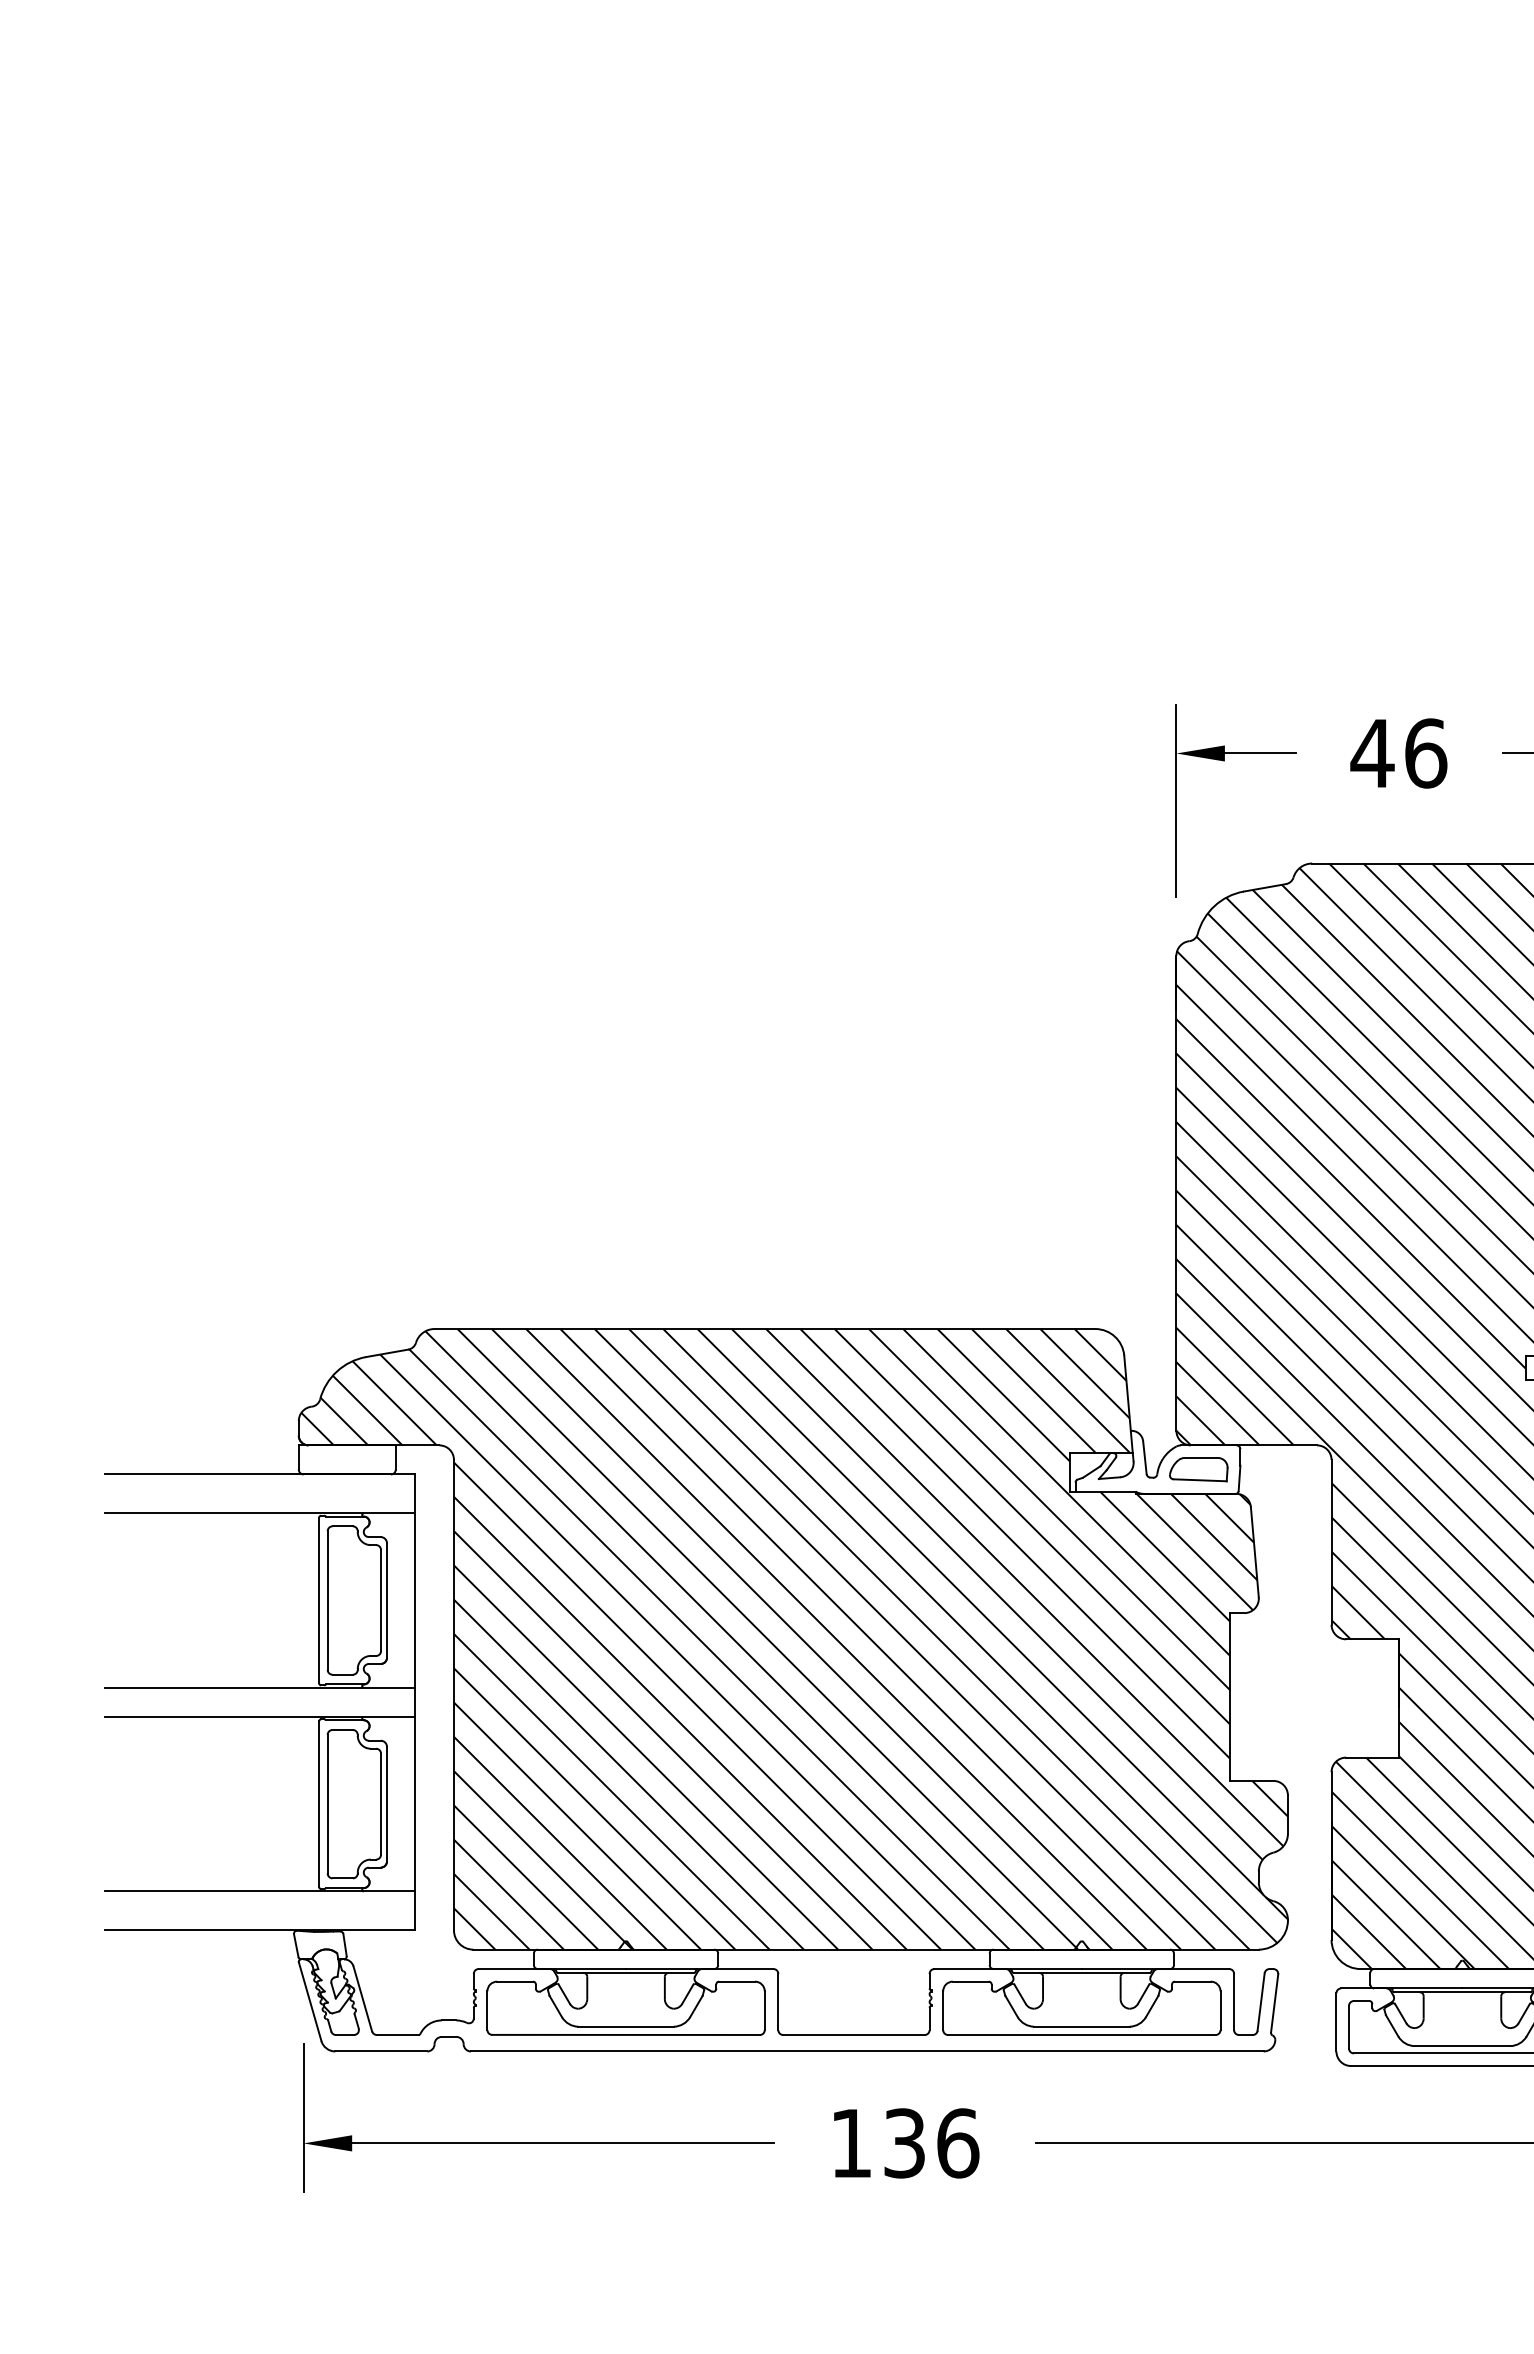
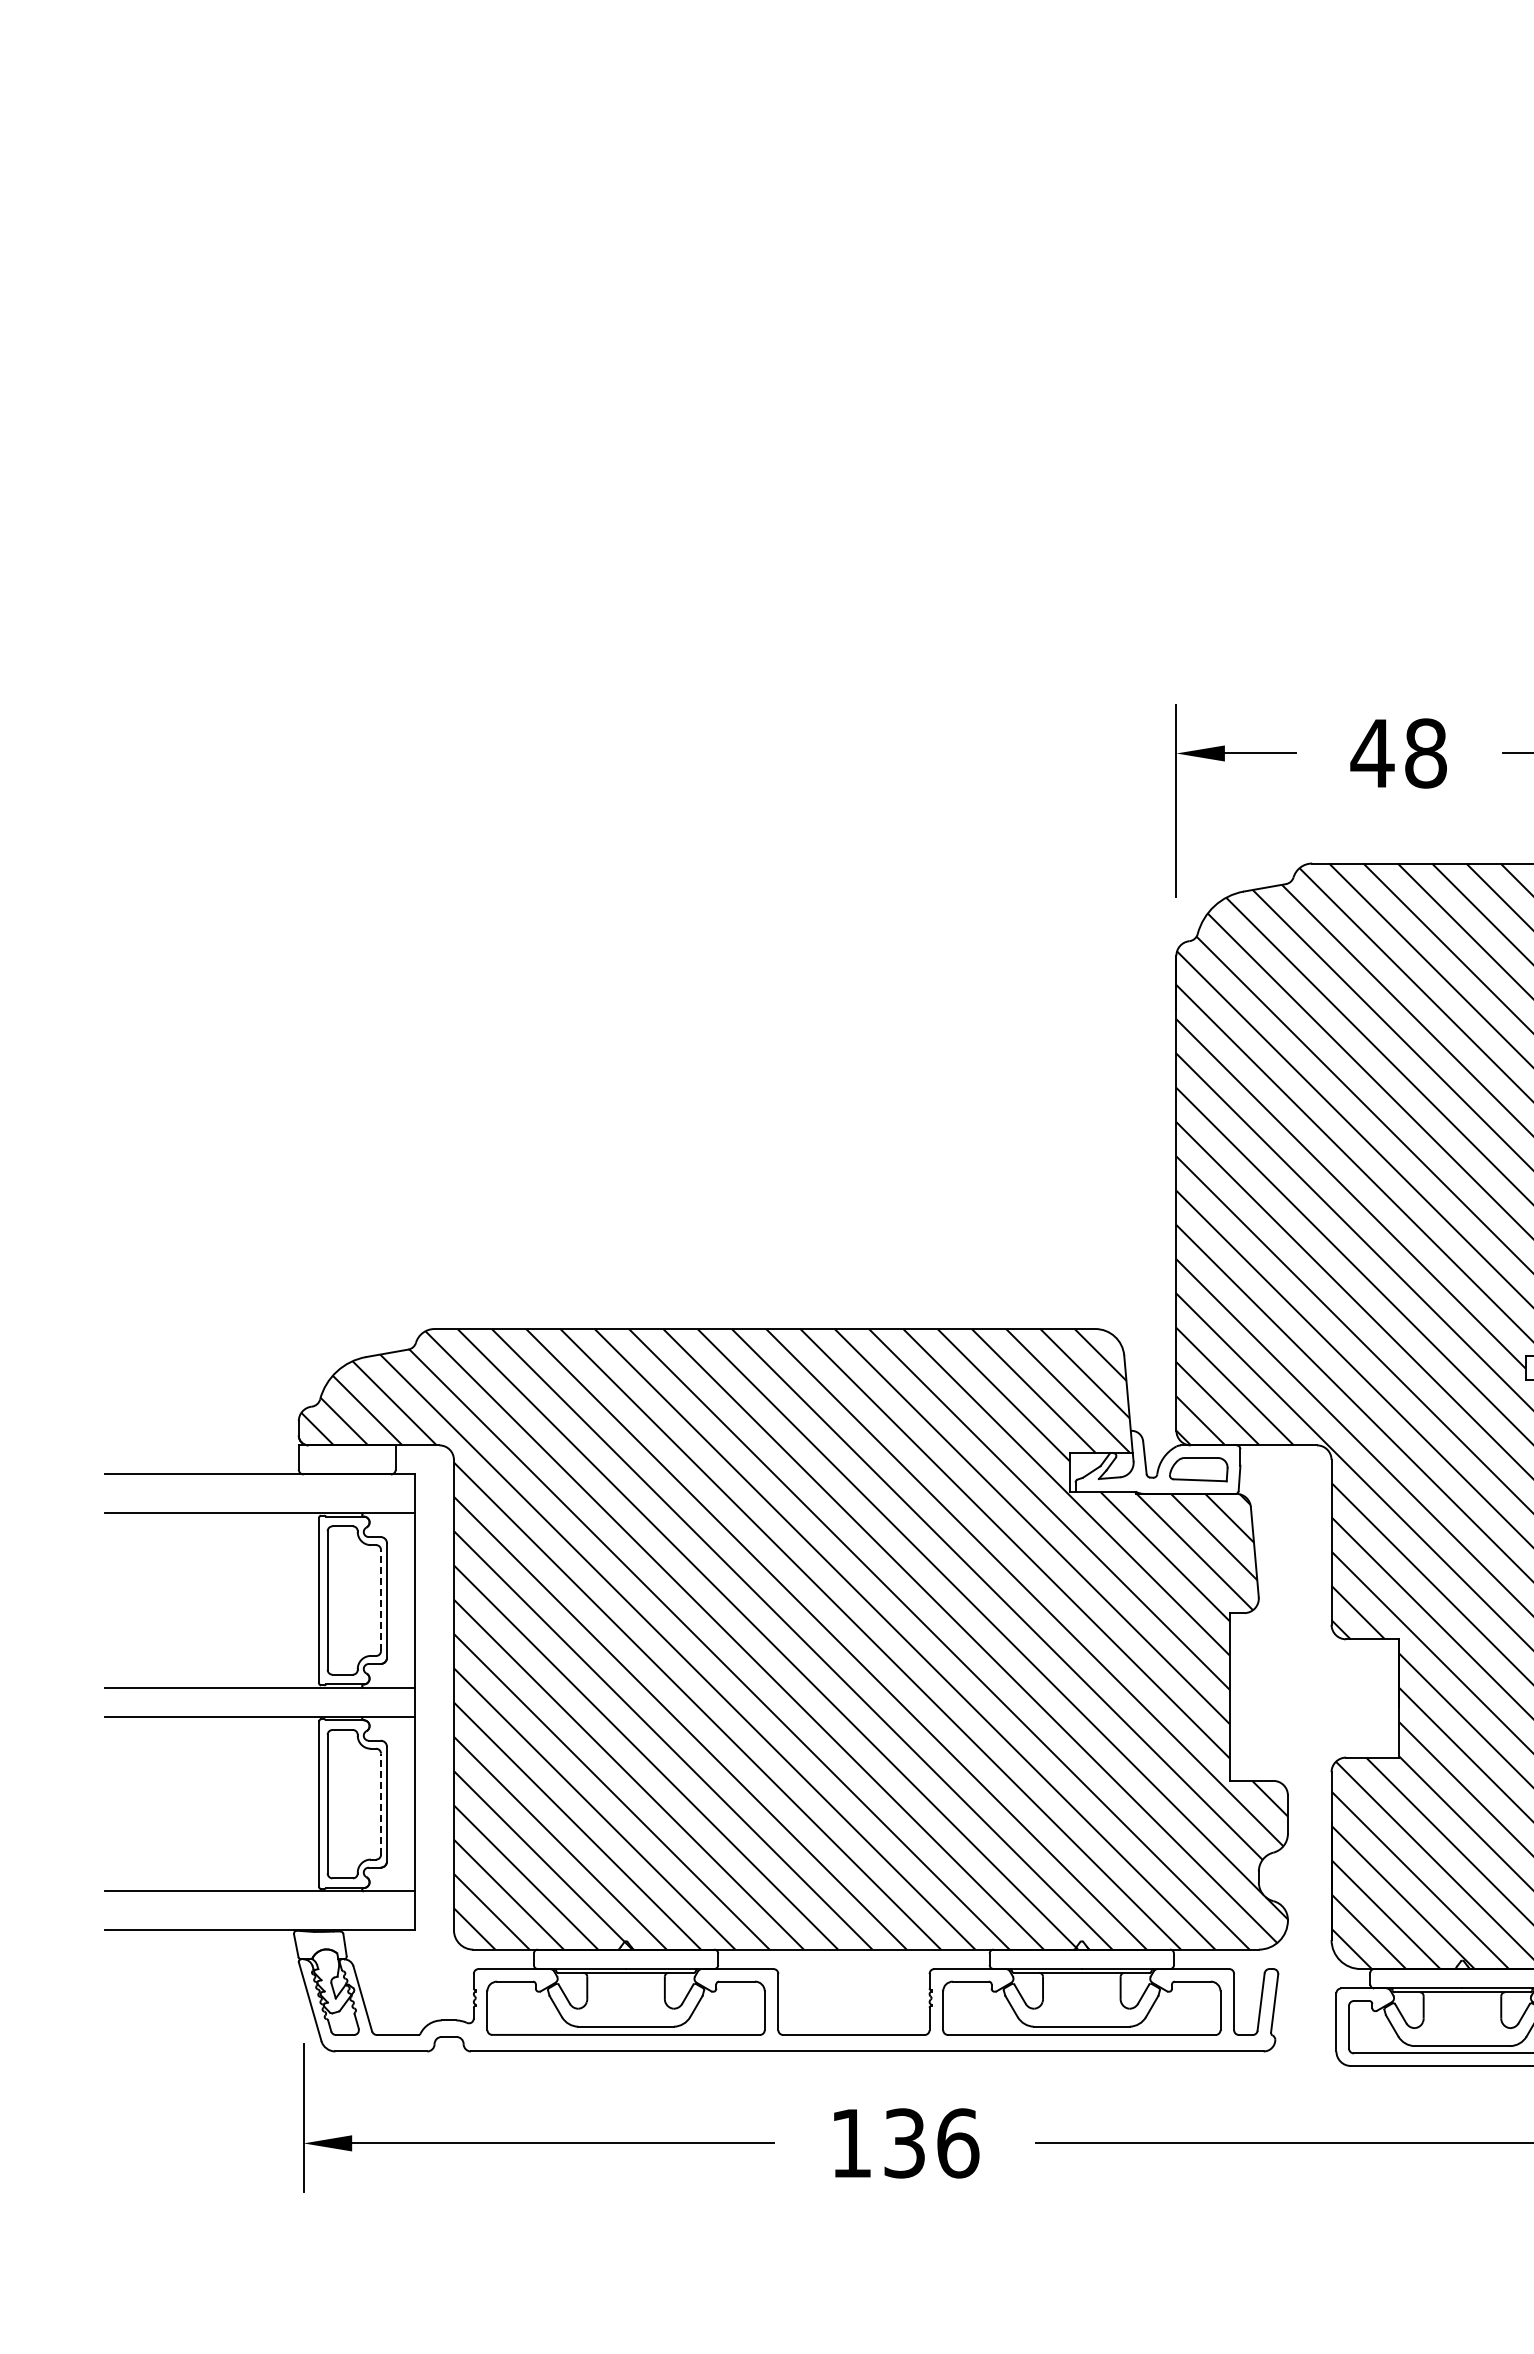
text: 46 -> 48 (1426, 753)
line: solid -> dashed (381, 1600)
line: solid -> dashed (381, 1804)
